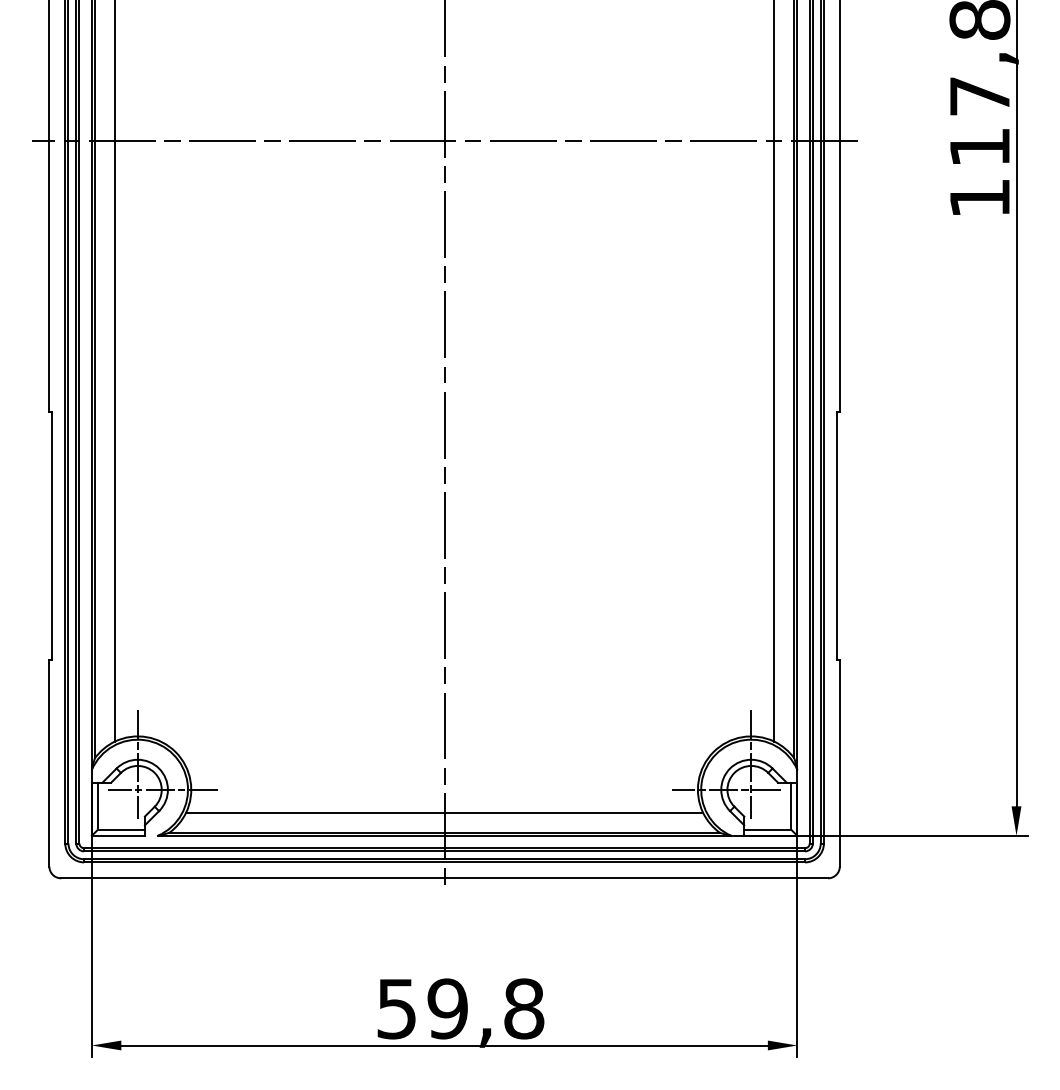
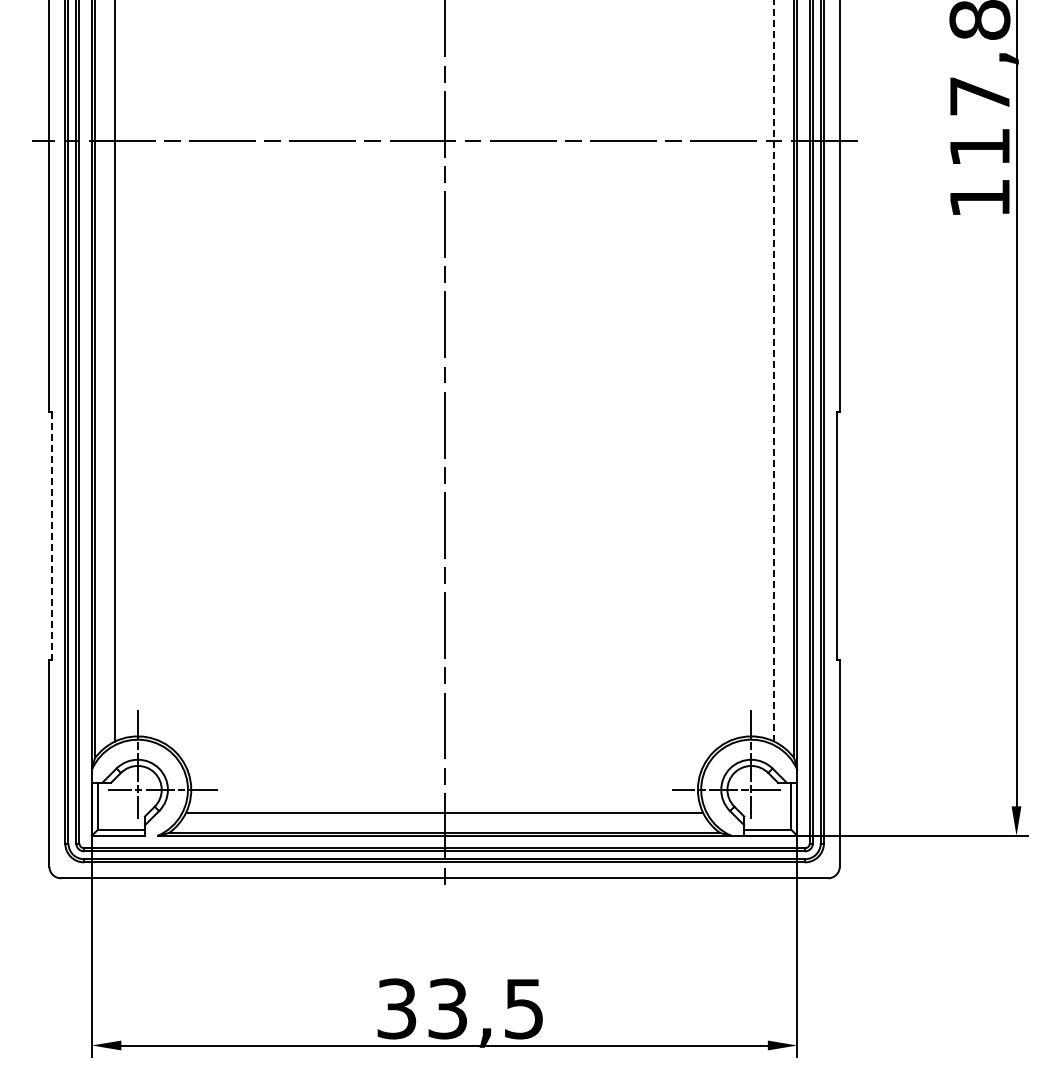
line: solid -> dashed (774, 370)
line: solid -> dashed (52, 536)
text: 59,8 -> 33,5 (460, 1008)
